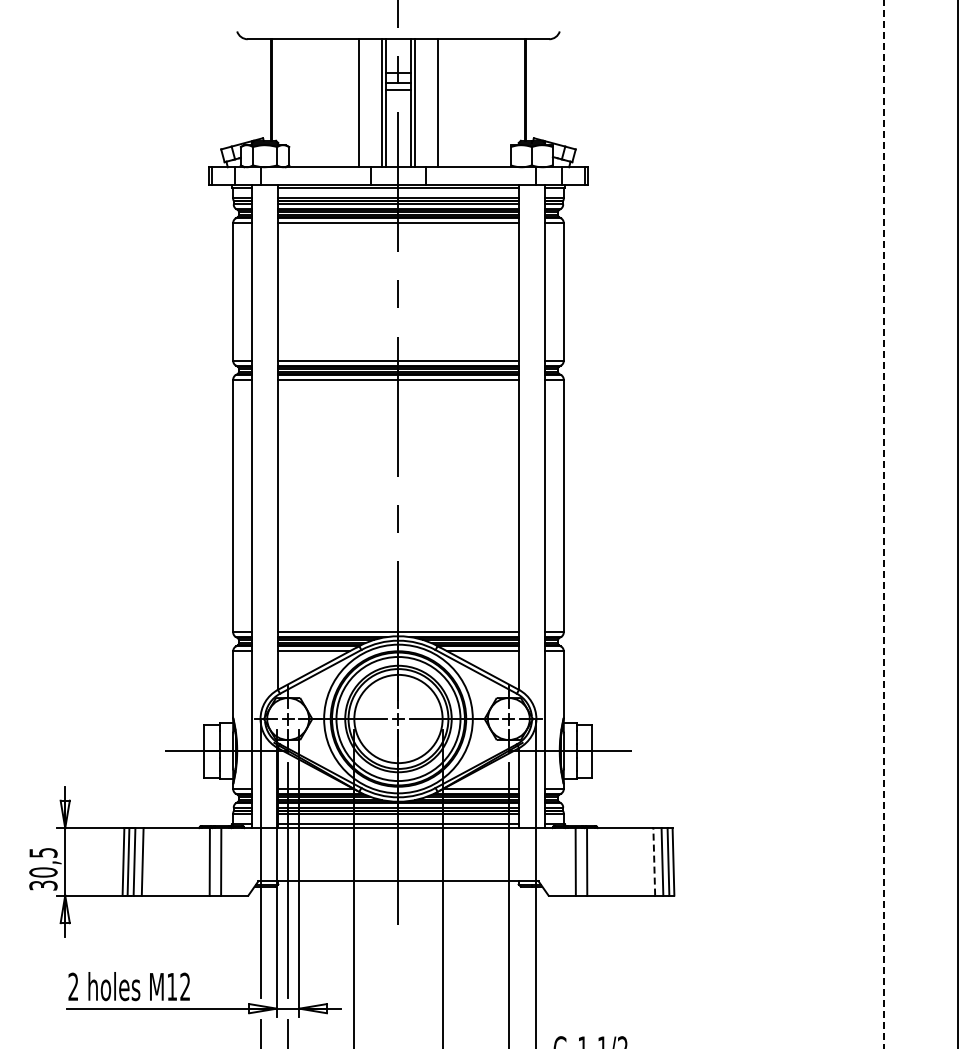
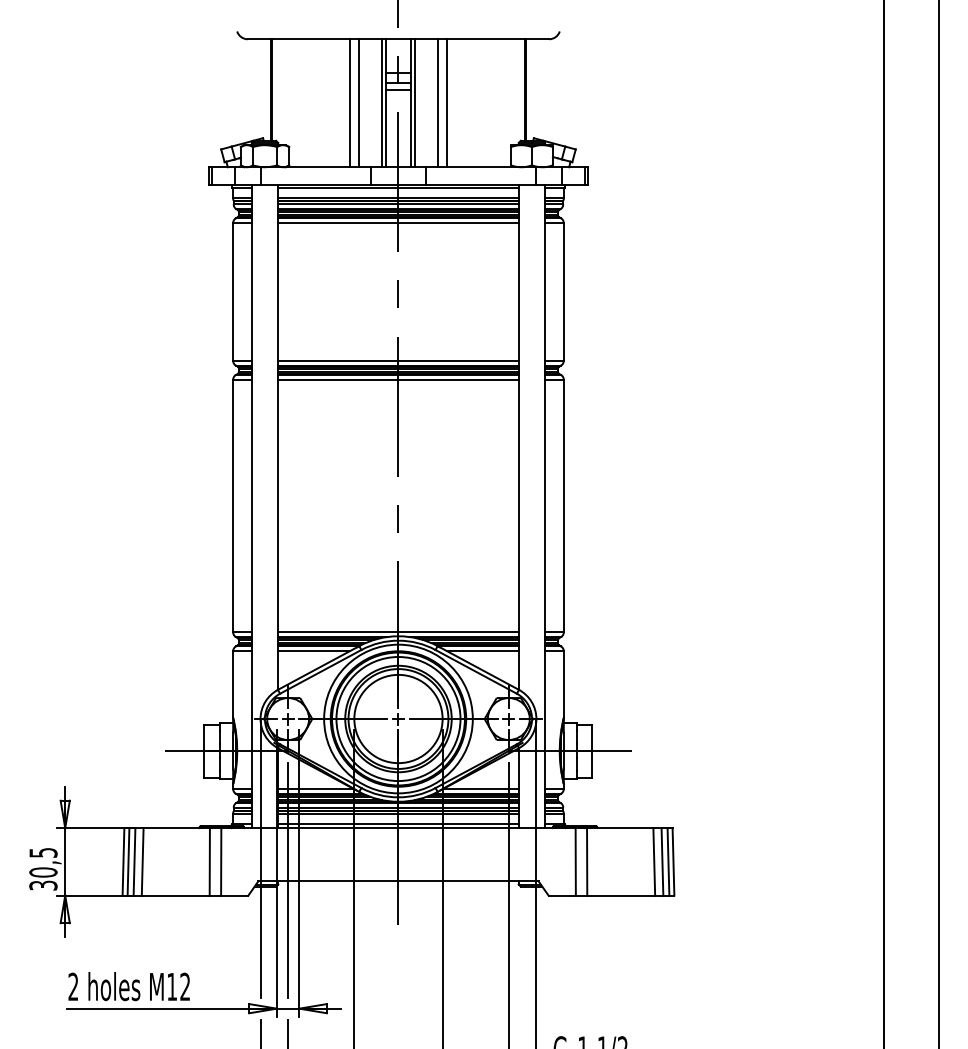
line: none -> present (350, 103)
line: none -> present (446, 103)
line position: (957, 523) -> (938, 523) (938, 523)
line: dashed -> solid (883, 524)
line: dashed -> solid (654, 861)
